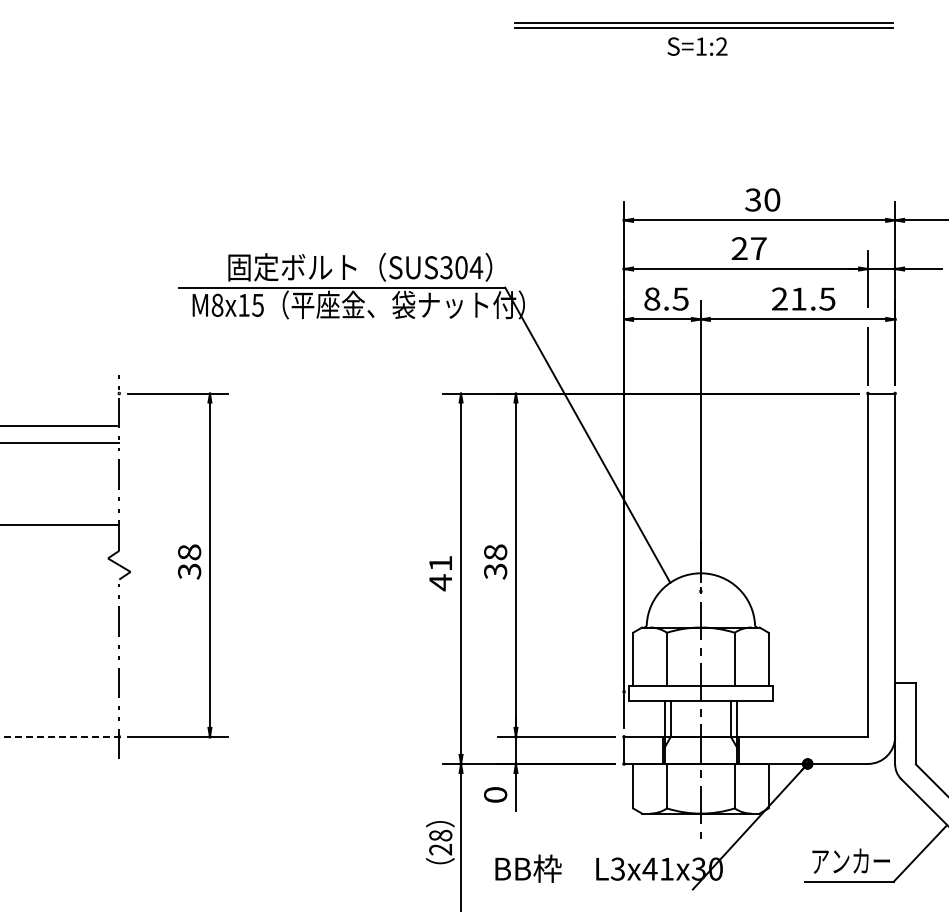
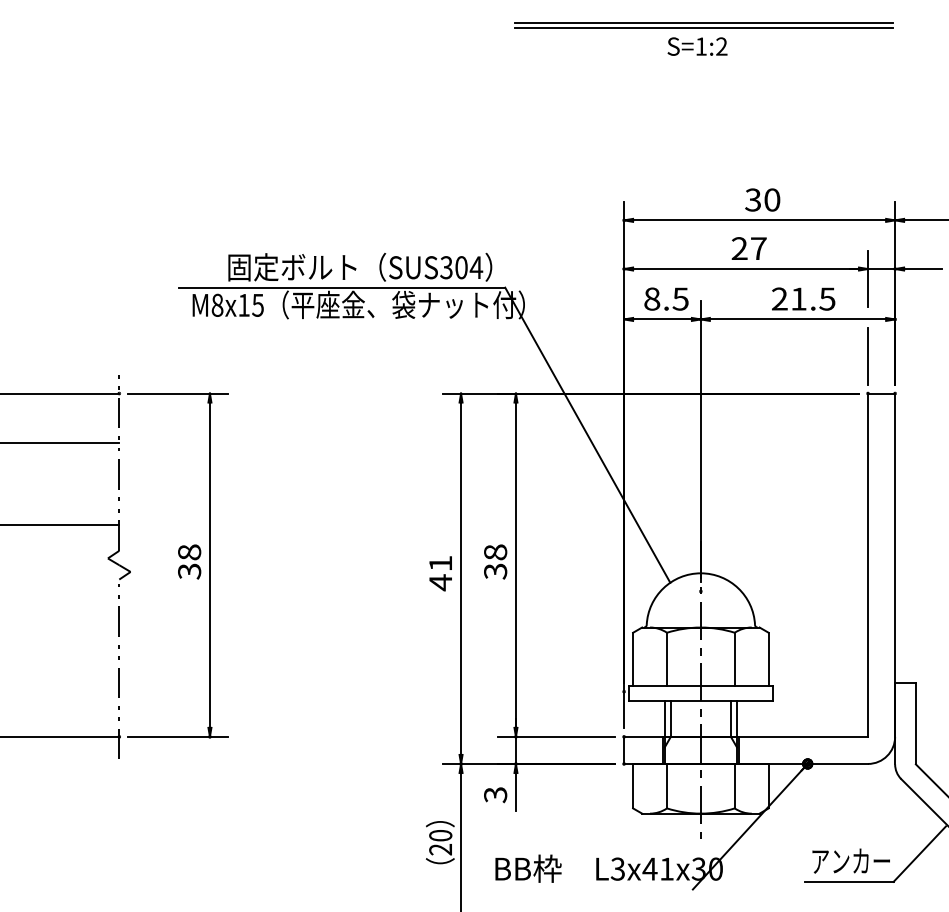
line position: (60, 425) -> (60, 393) (60, 393)
line: dashed -> solid (60, 736)
text: 0 -> 3 (495, 795)
text: 28 -> 20 (440, 835)
